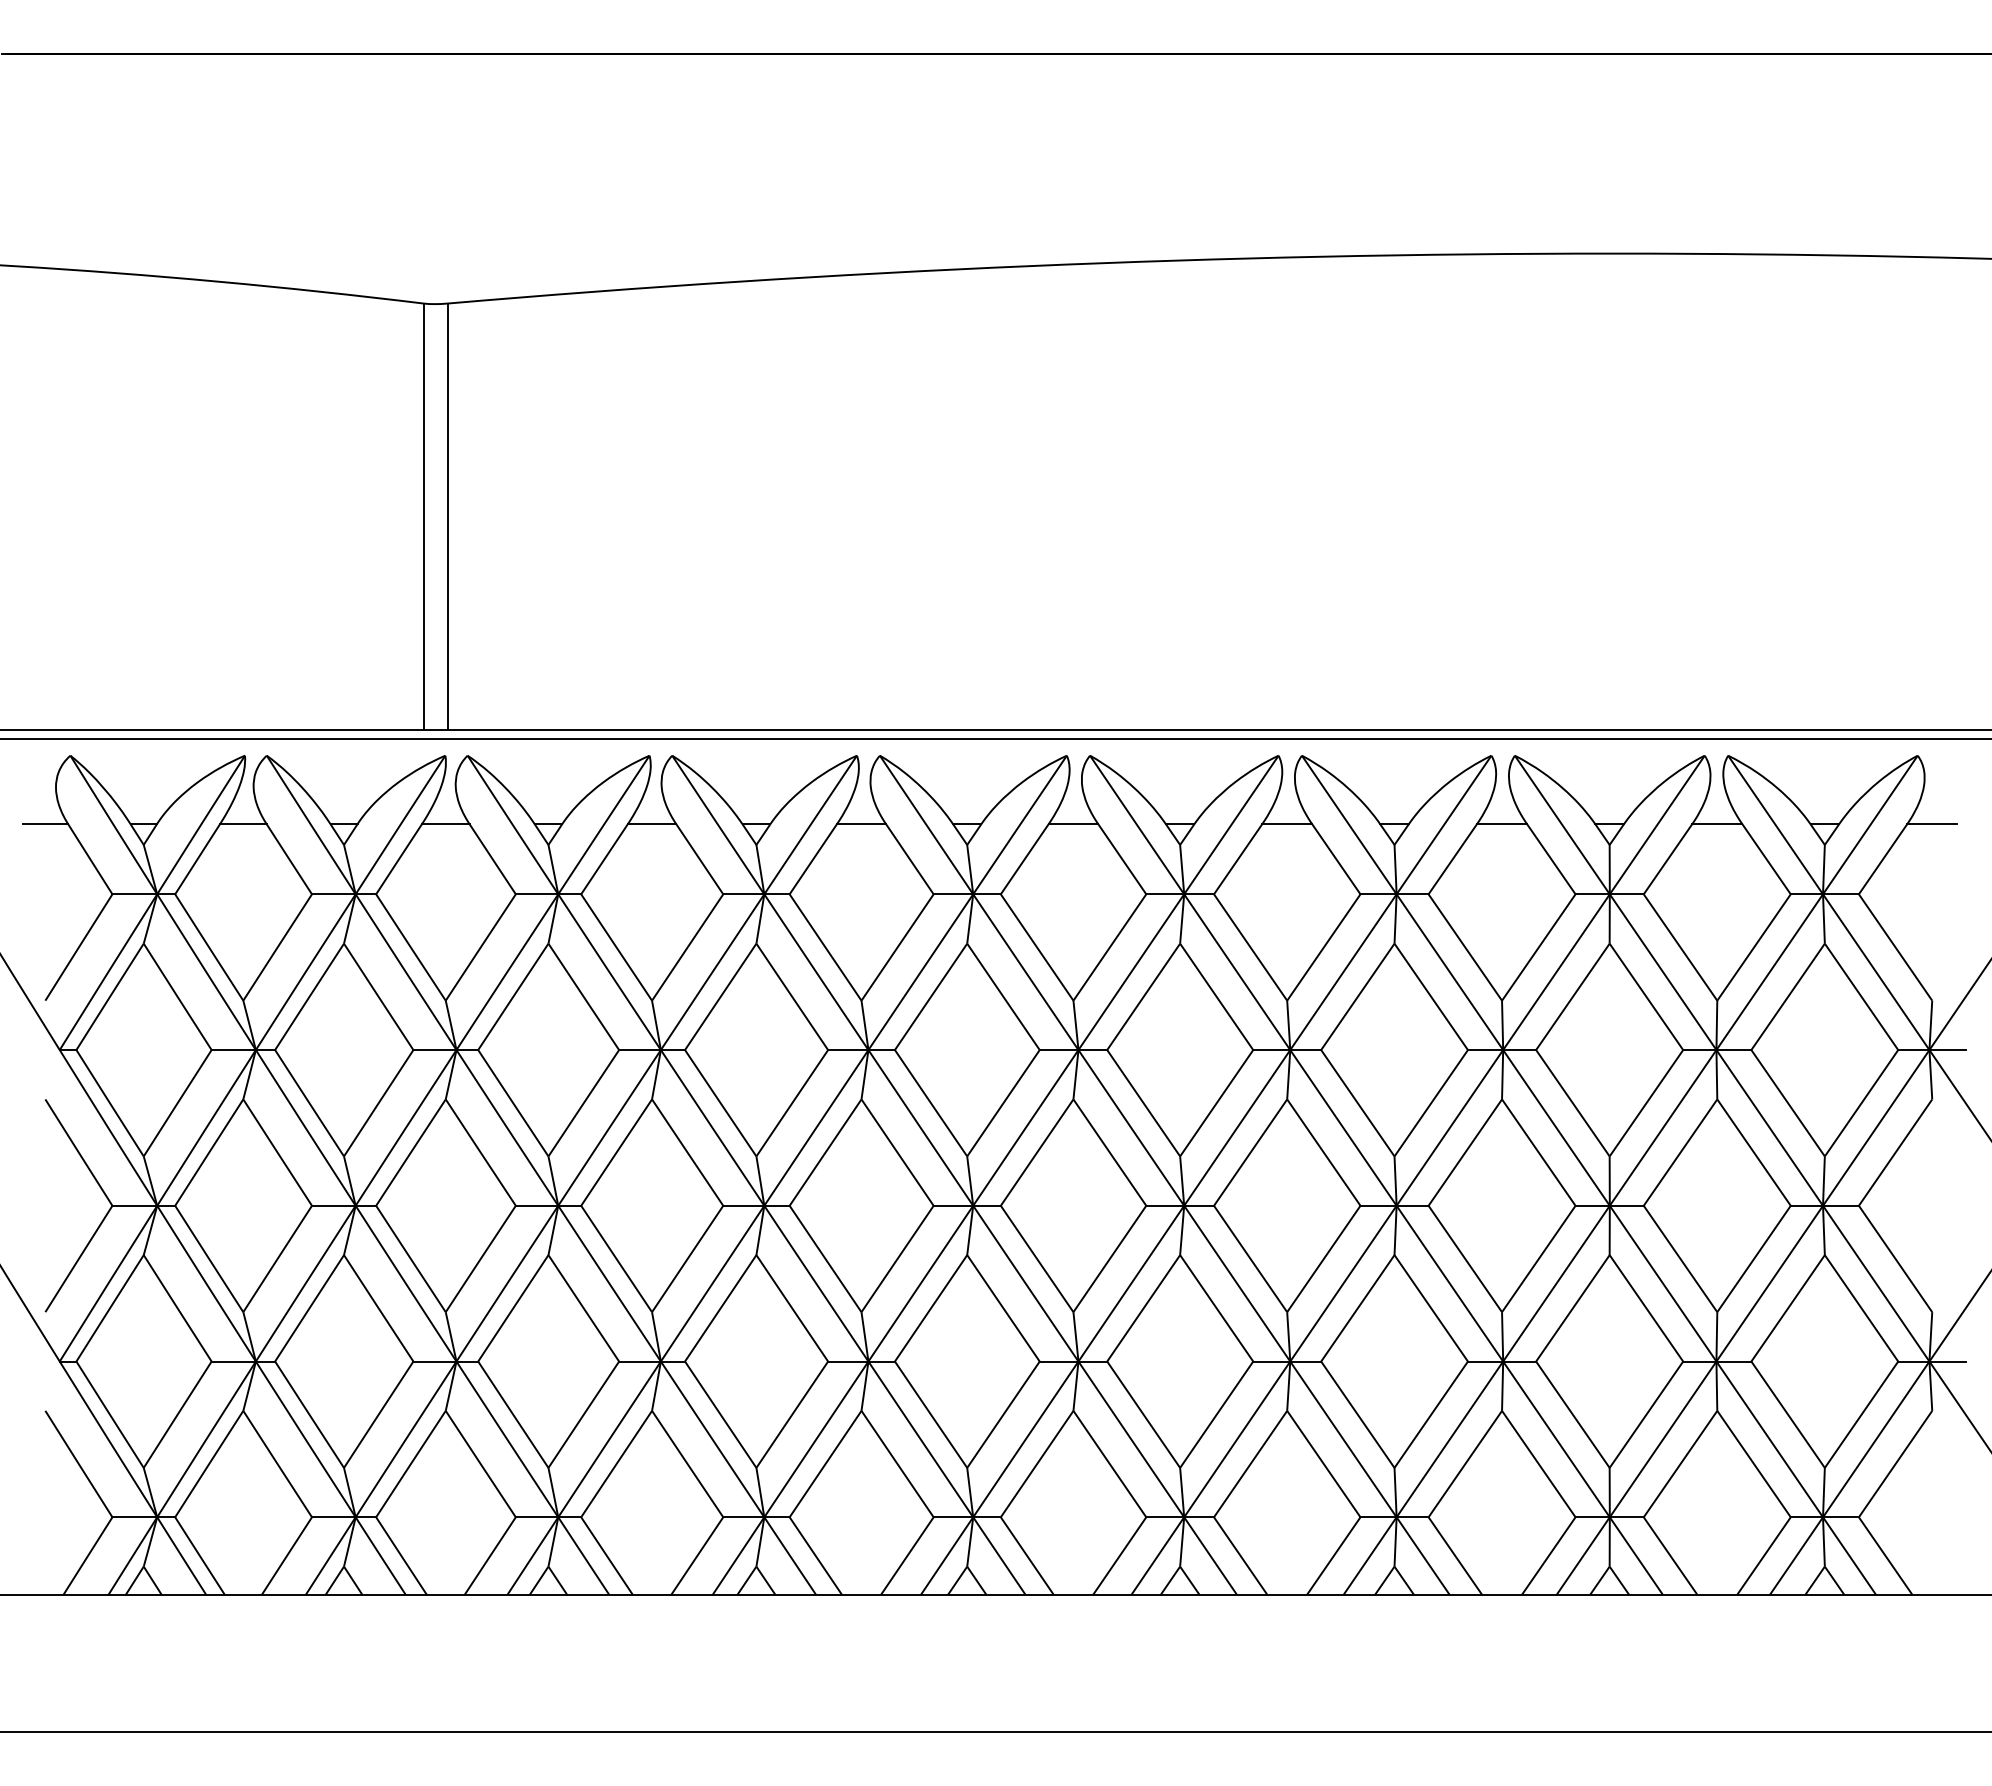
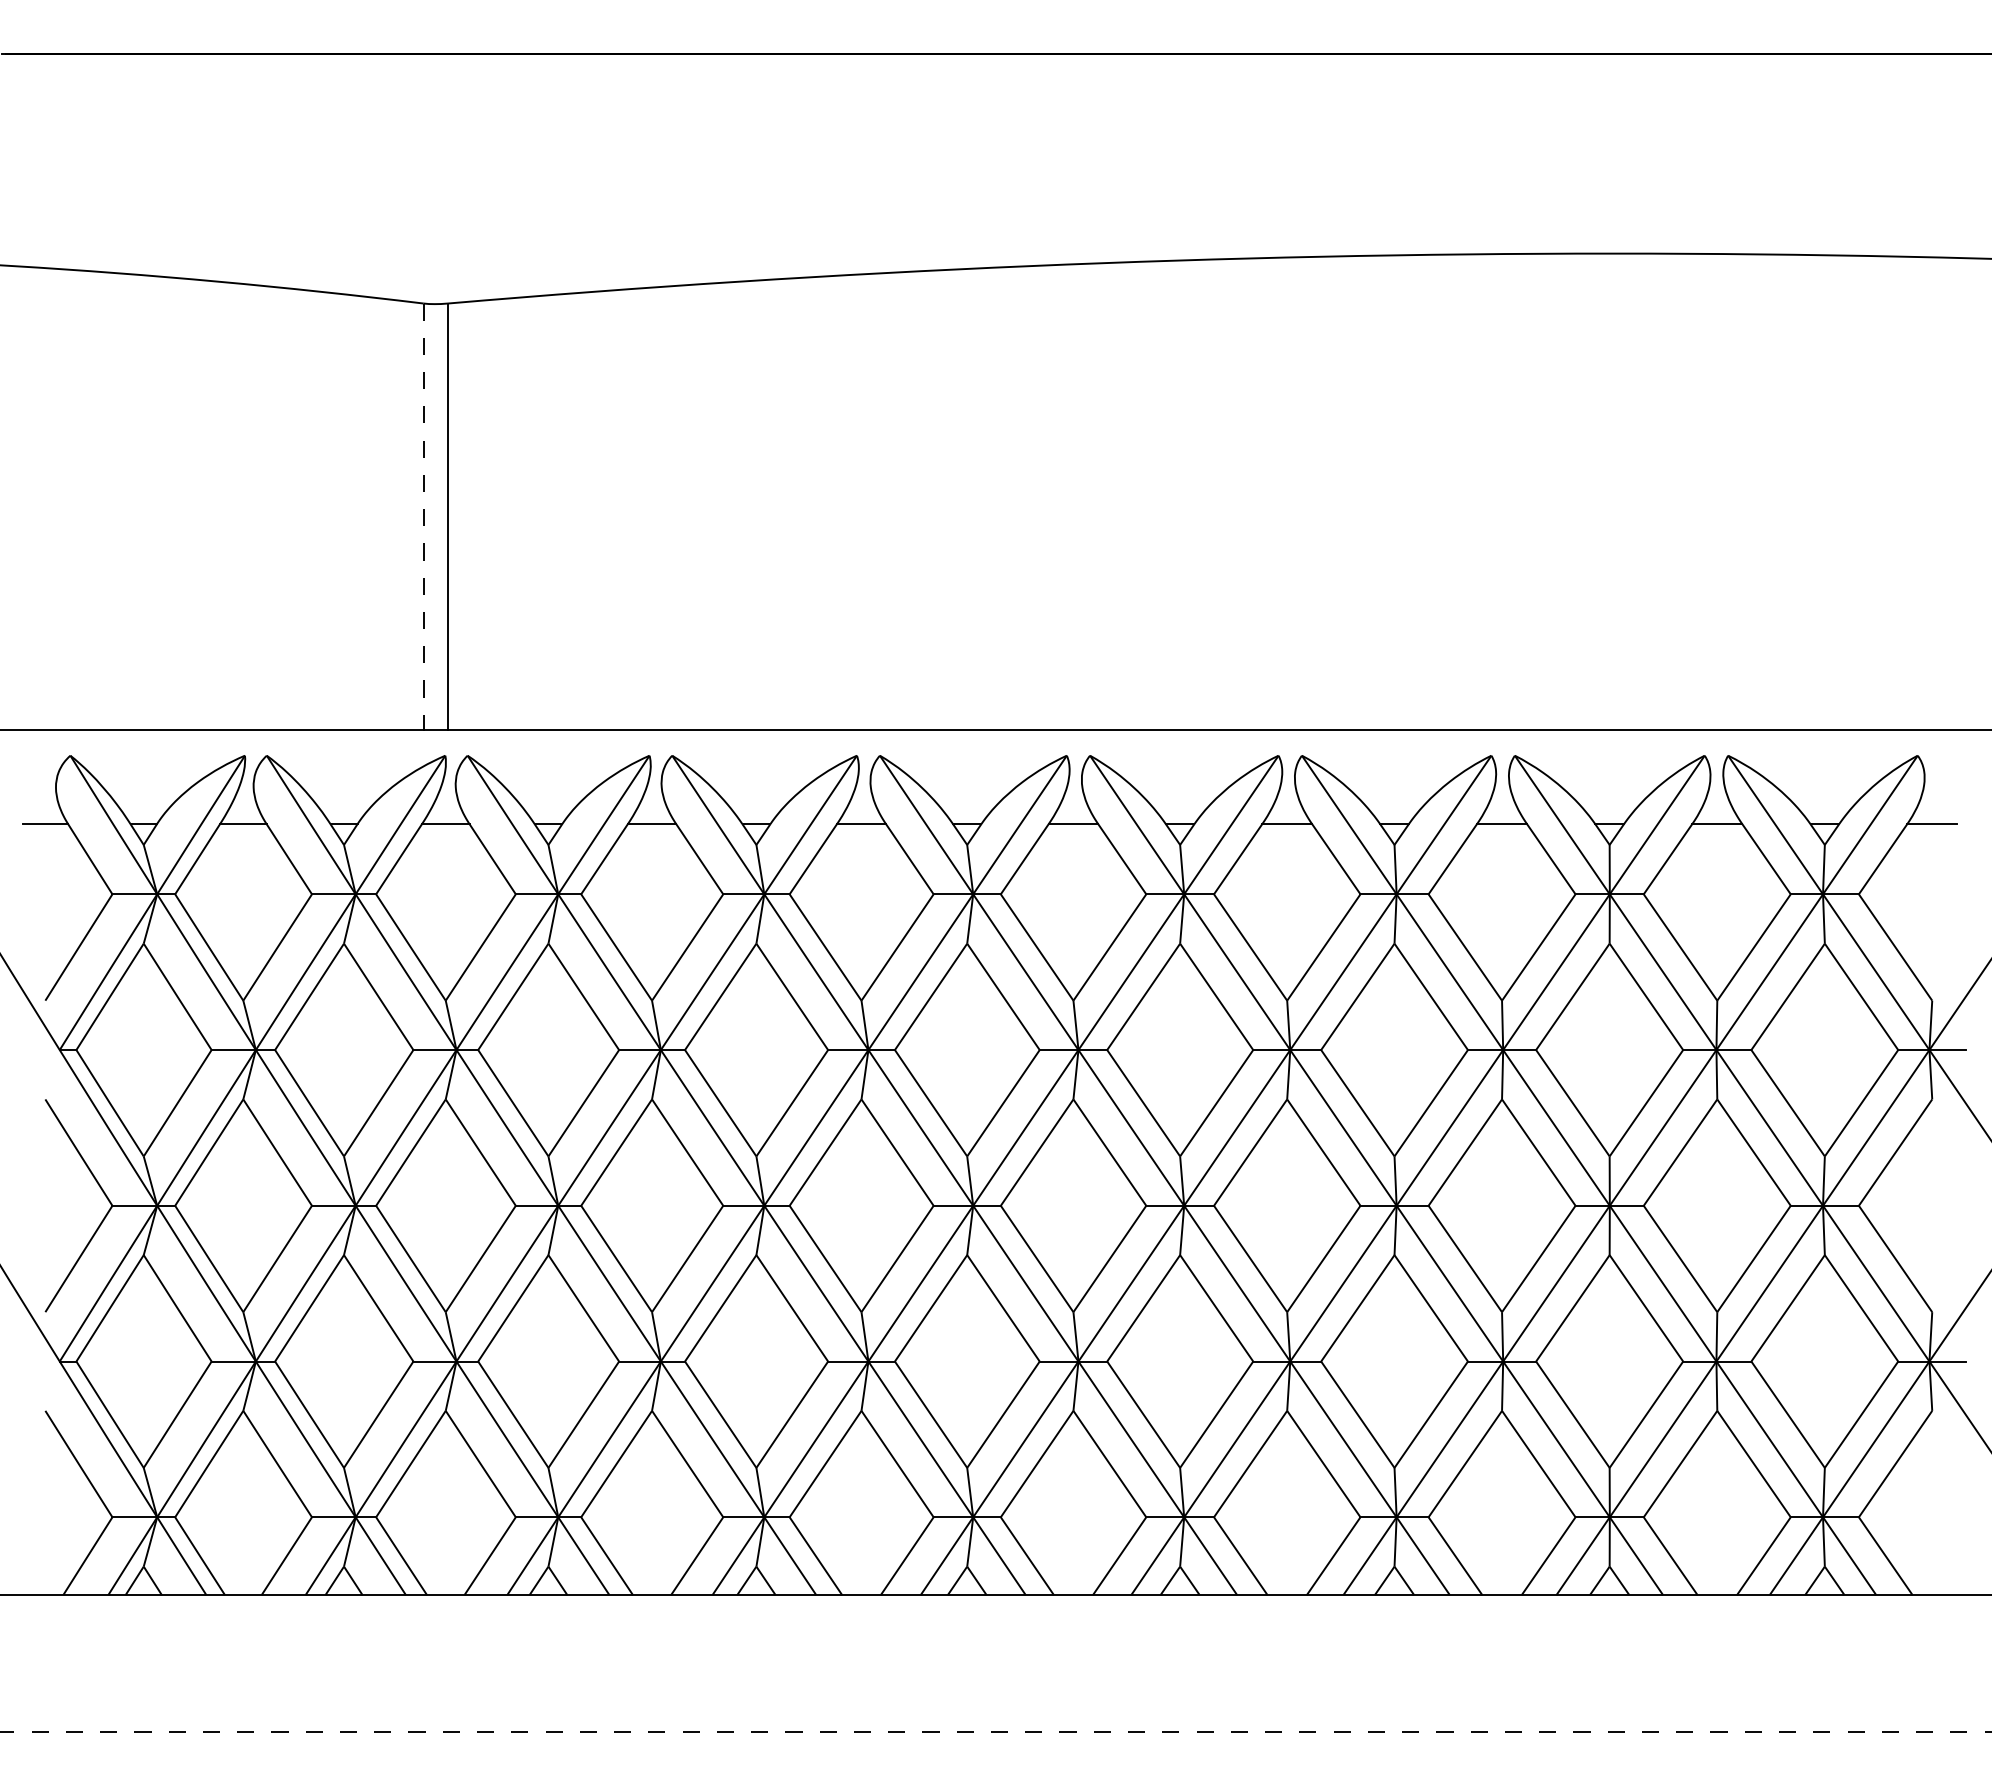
line: solid -> dashed (423, 517)
line: present -> none (995, 738)
line: solid -> dashed (995, 1732)
